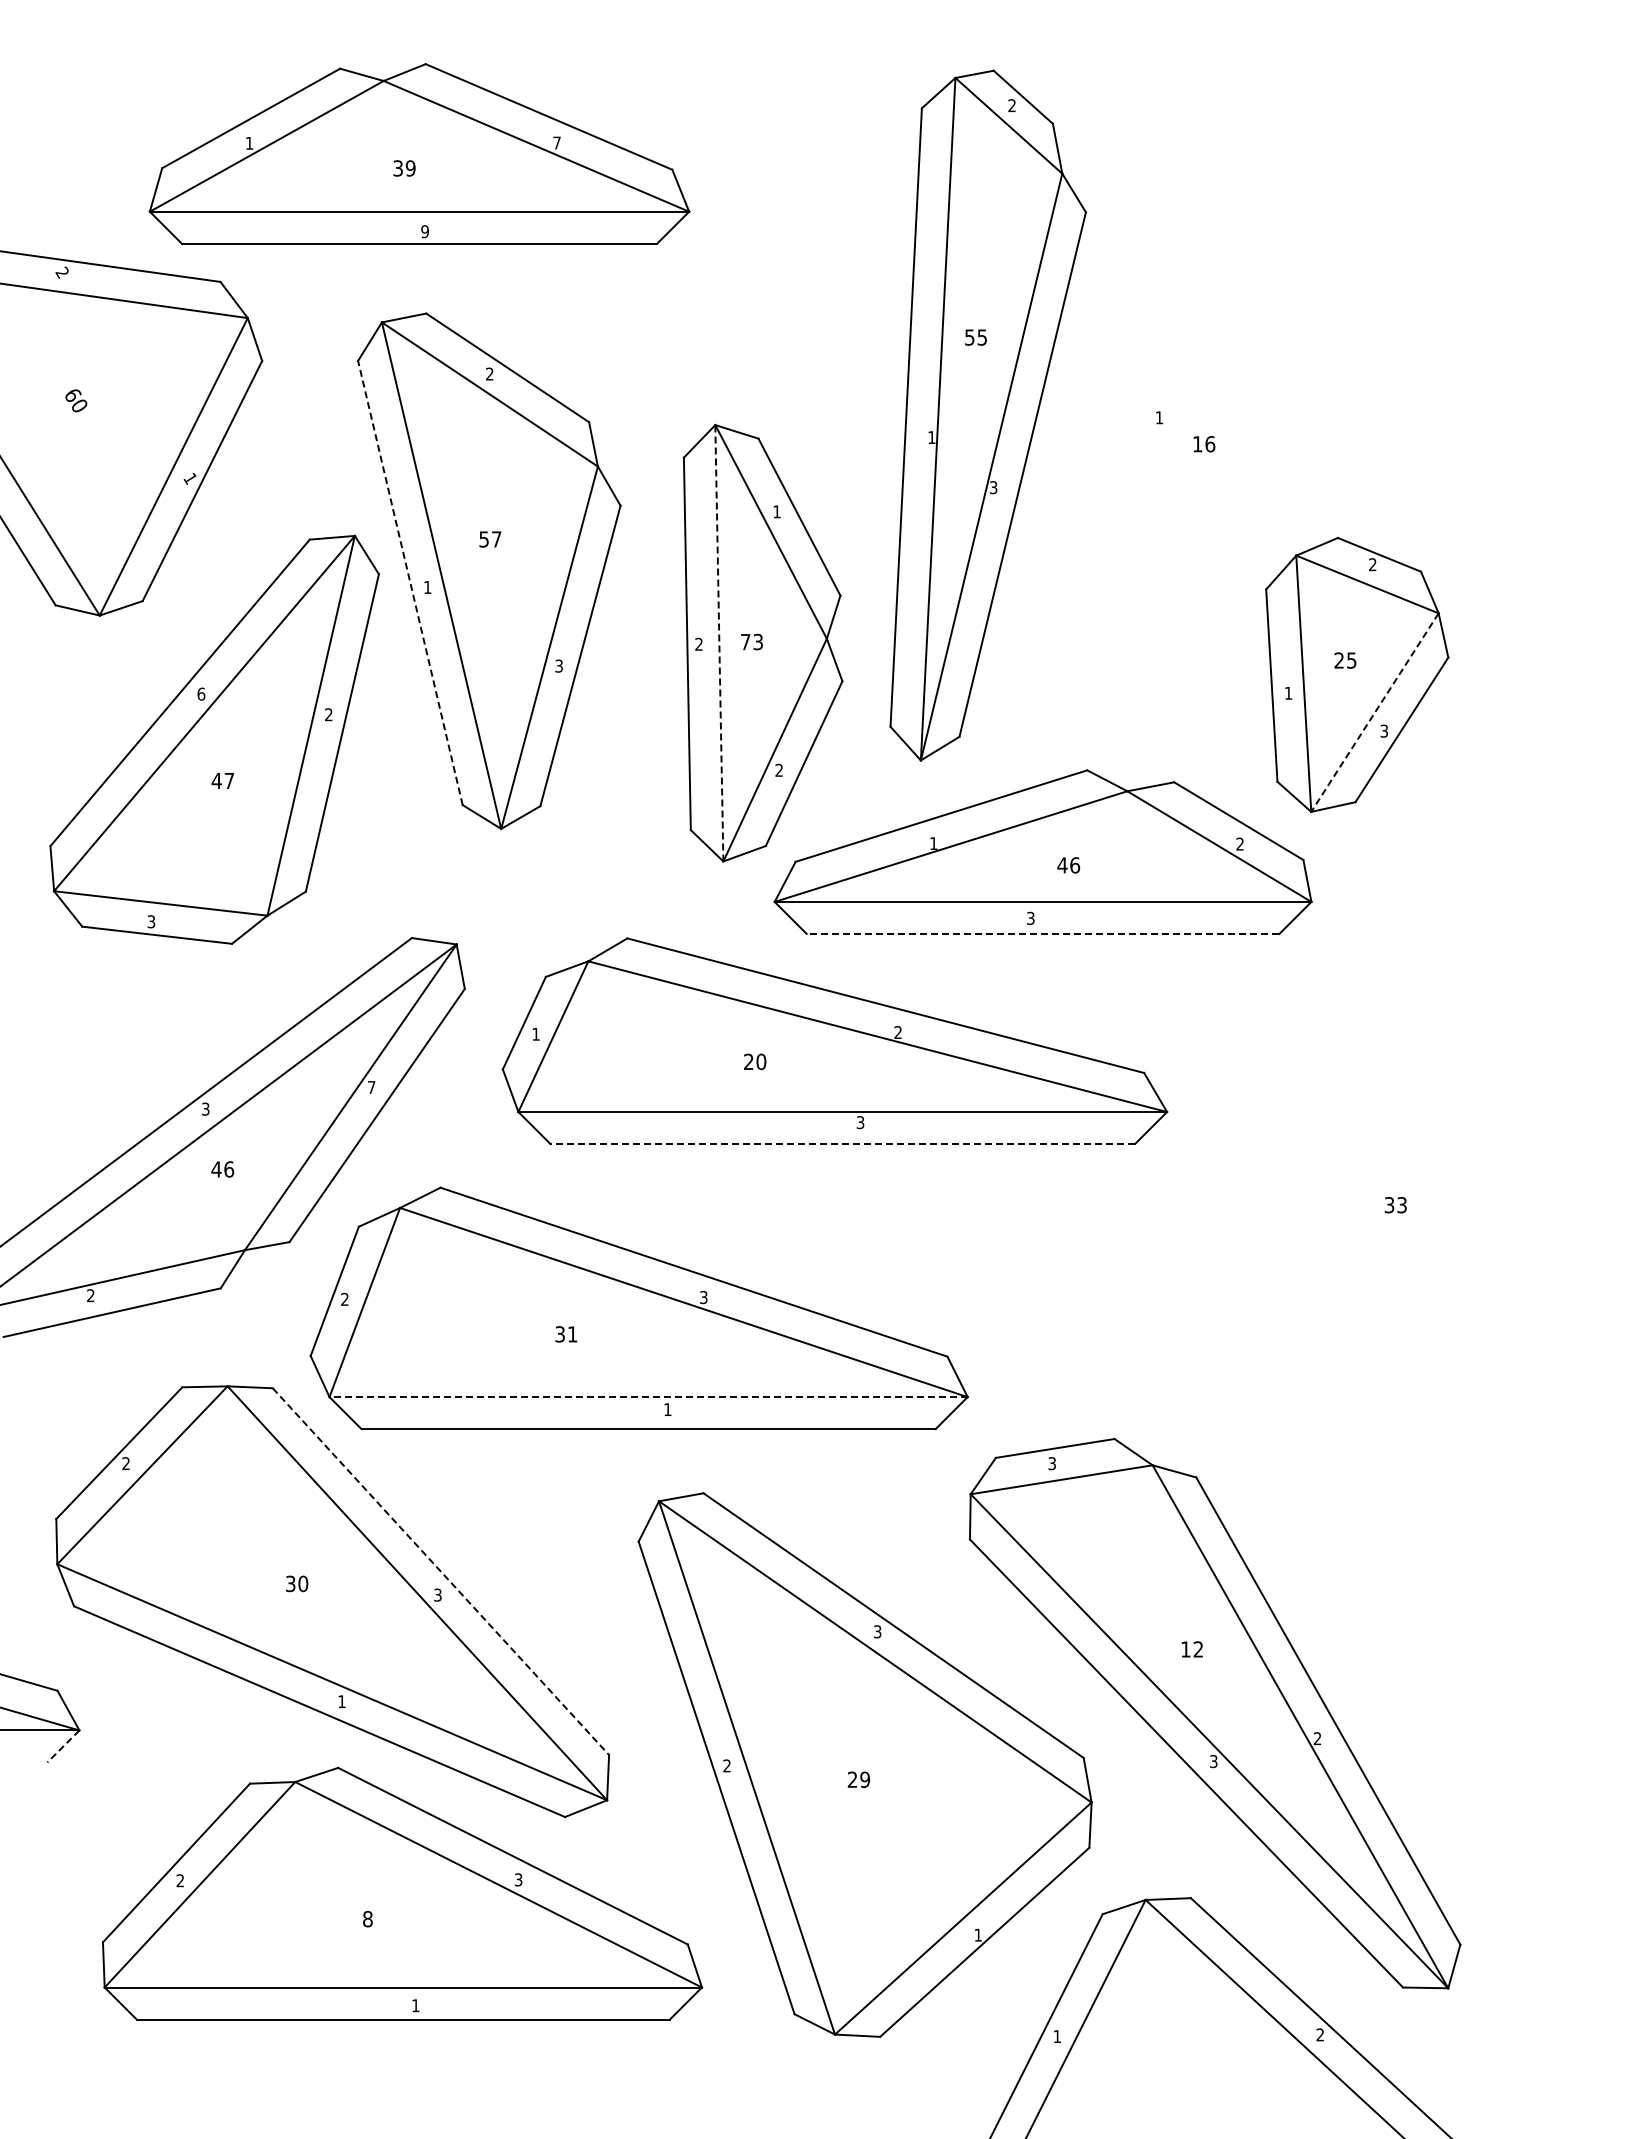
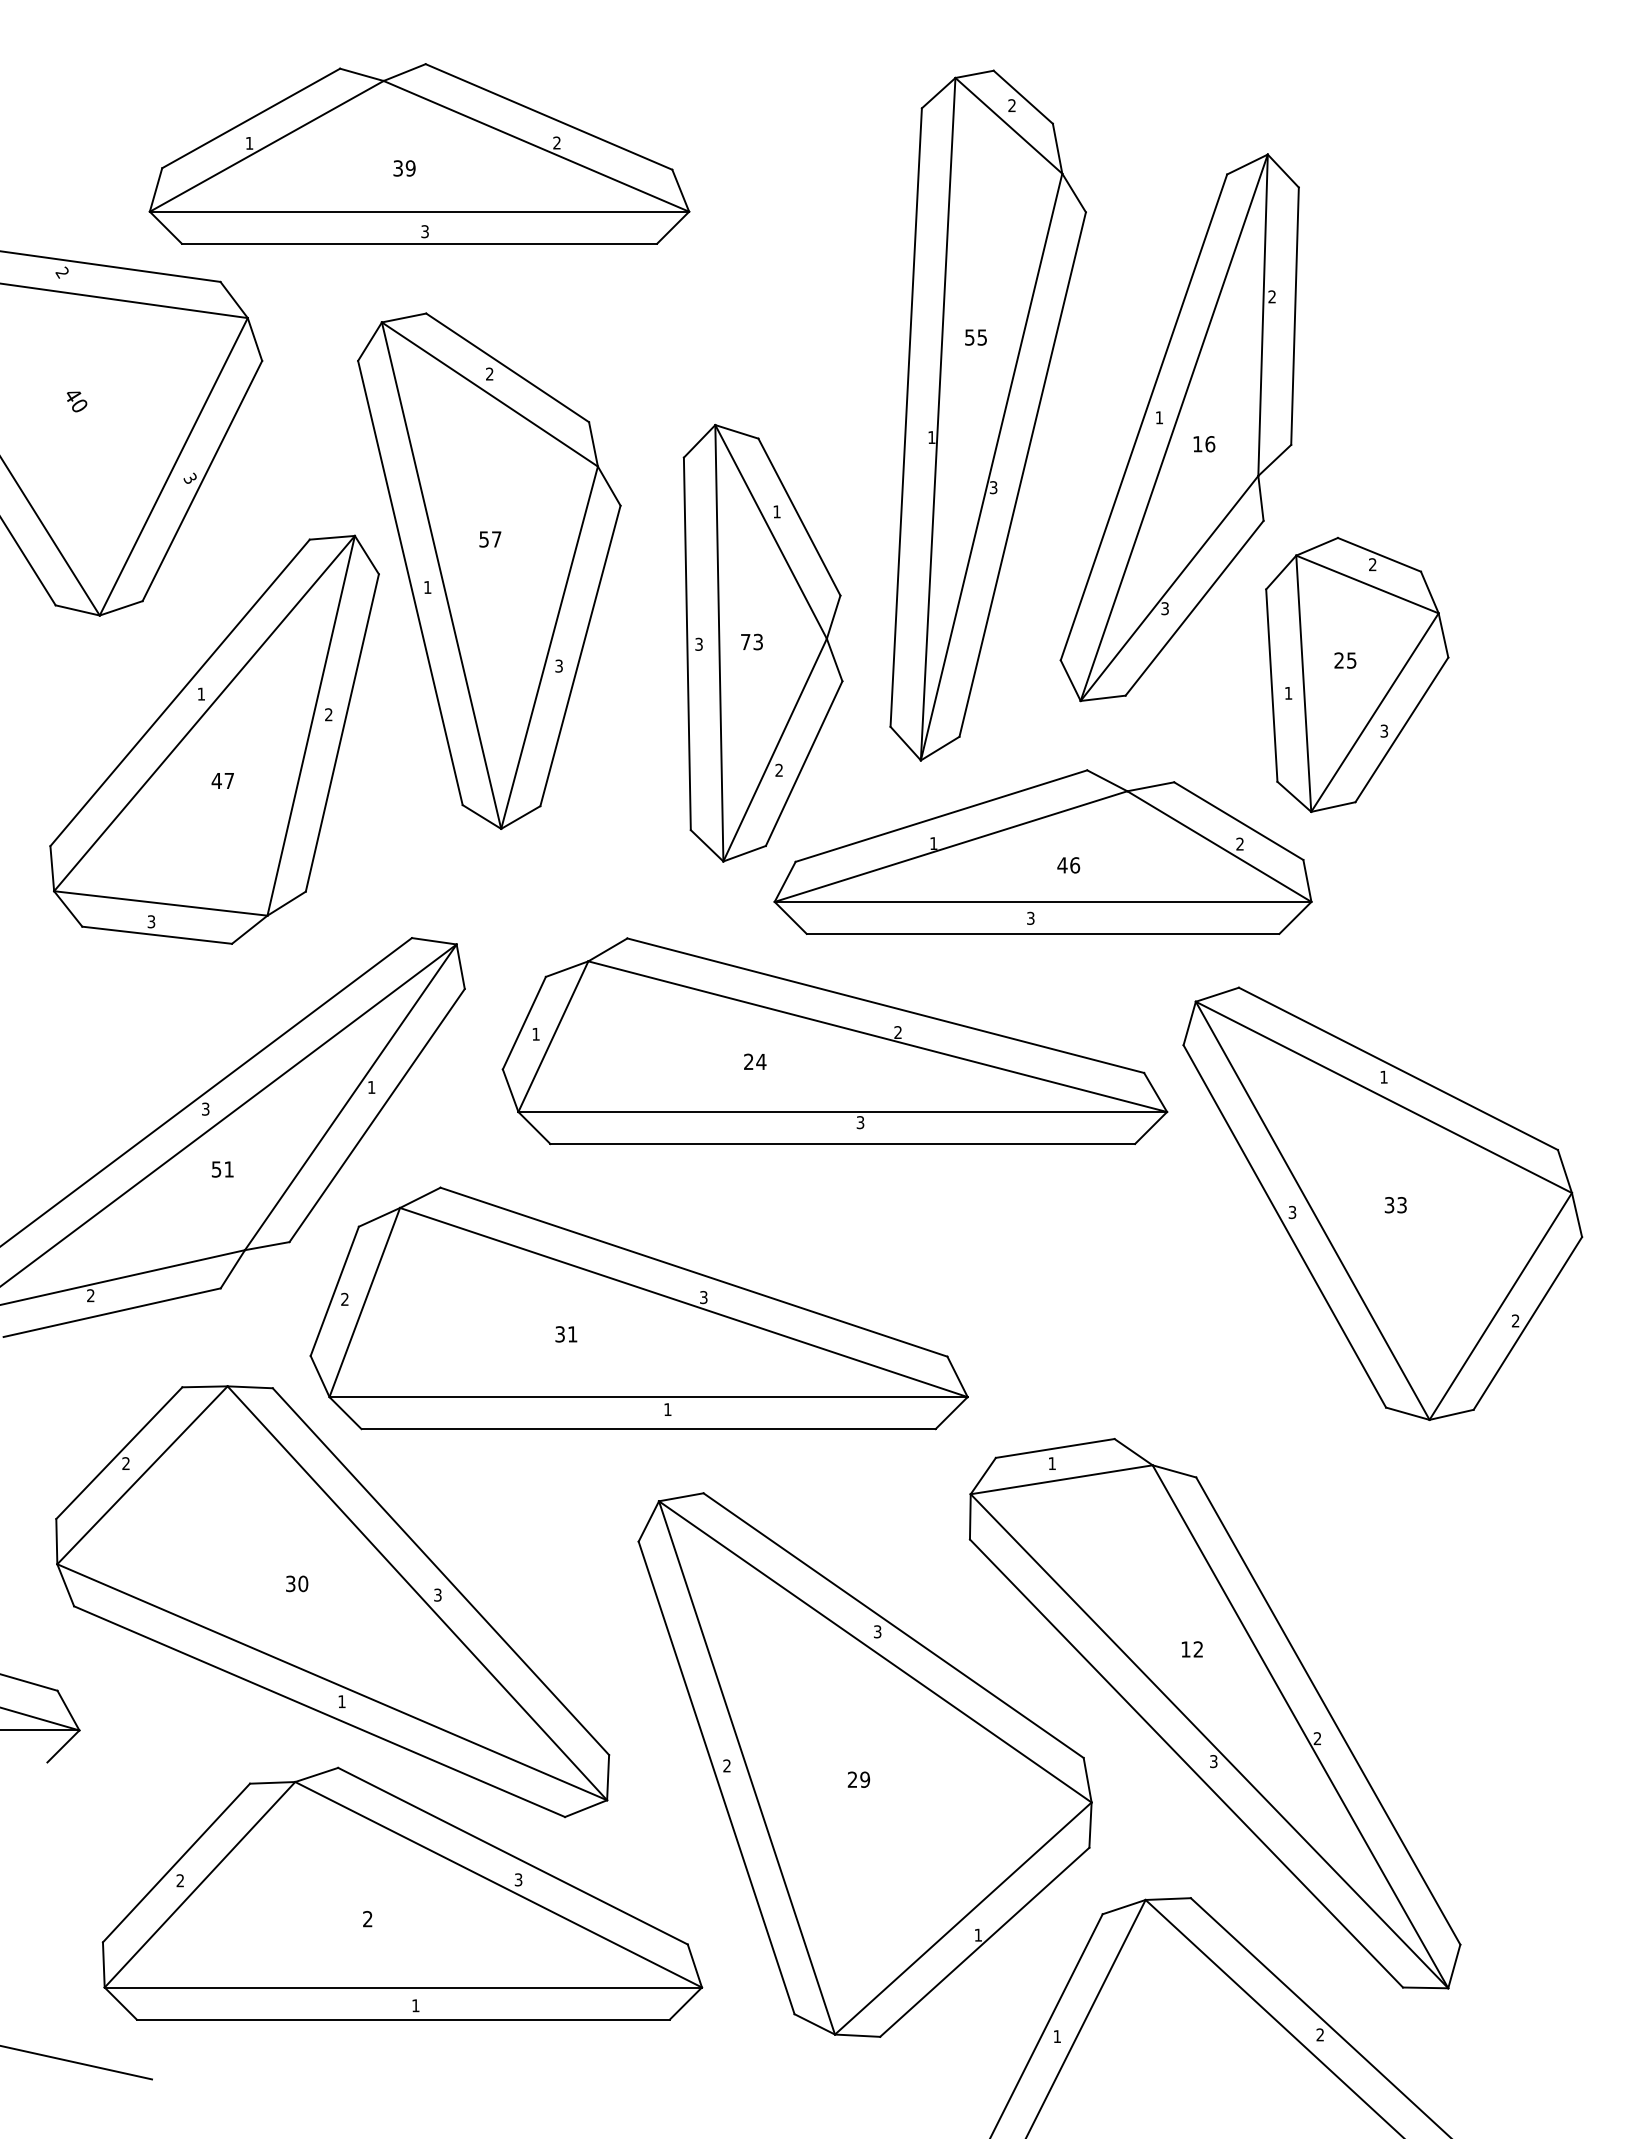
text: 7 -> 2 (556, 142)
text: 9 -> 3 (424, 231)
text: 60 -> 40 (73, 395)
part: none -> present (1179, 427)
text: 1 -> 3 (189, 478)
line: dashed -> solid (410, 582)
line: dashed -> solid (719, 642)
text: 2 -> 3 (698, 644)
text: 6 -> 1 (201, 693)
line: dashed -> solid (1374, 712)
line: dashed -> solid (1042, 933)
text: 20 -> 24 (761, 1061)
text: 7 -> 1 (371, 1087)
line: dashed -> solid (842, 1144)
text: 46 -> 51 (222, 1169)
part: none -> present (1382, 1203)
line: dashed -> solid (648, 1397)
text: 3 -> 1 (1051, 1463)
line: dashed -> solid (440, 1571)
line: dashed -> solid (63, 1746)
text: 8 -> 2 (367, 1919)
line: none -> present (77, 2062)
